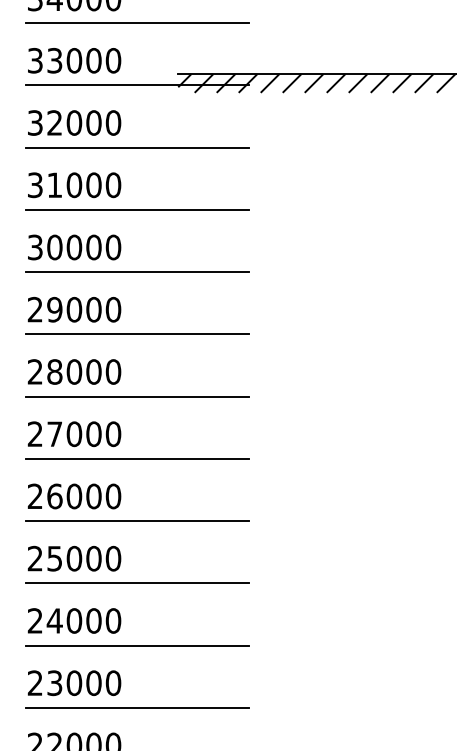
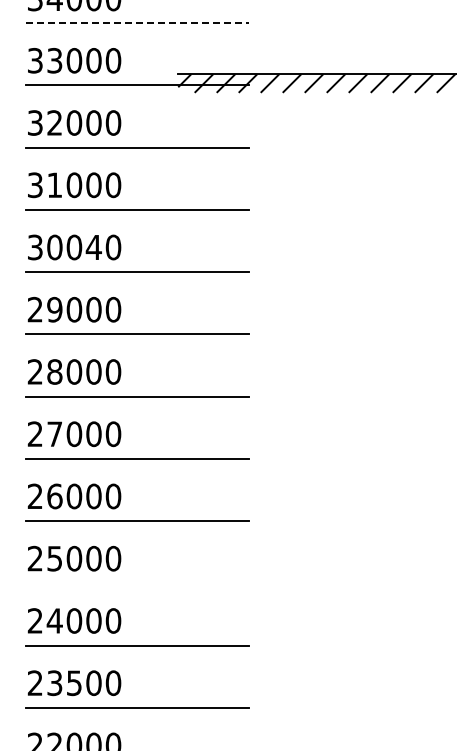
line: solid -> dashed (137, 23)
text: 30000 -> 30040 (93, 247)
line: present -> none (137, 583)
text: 23000 -> 23500 (74, 683)
